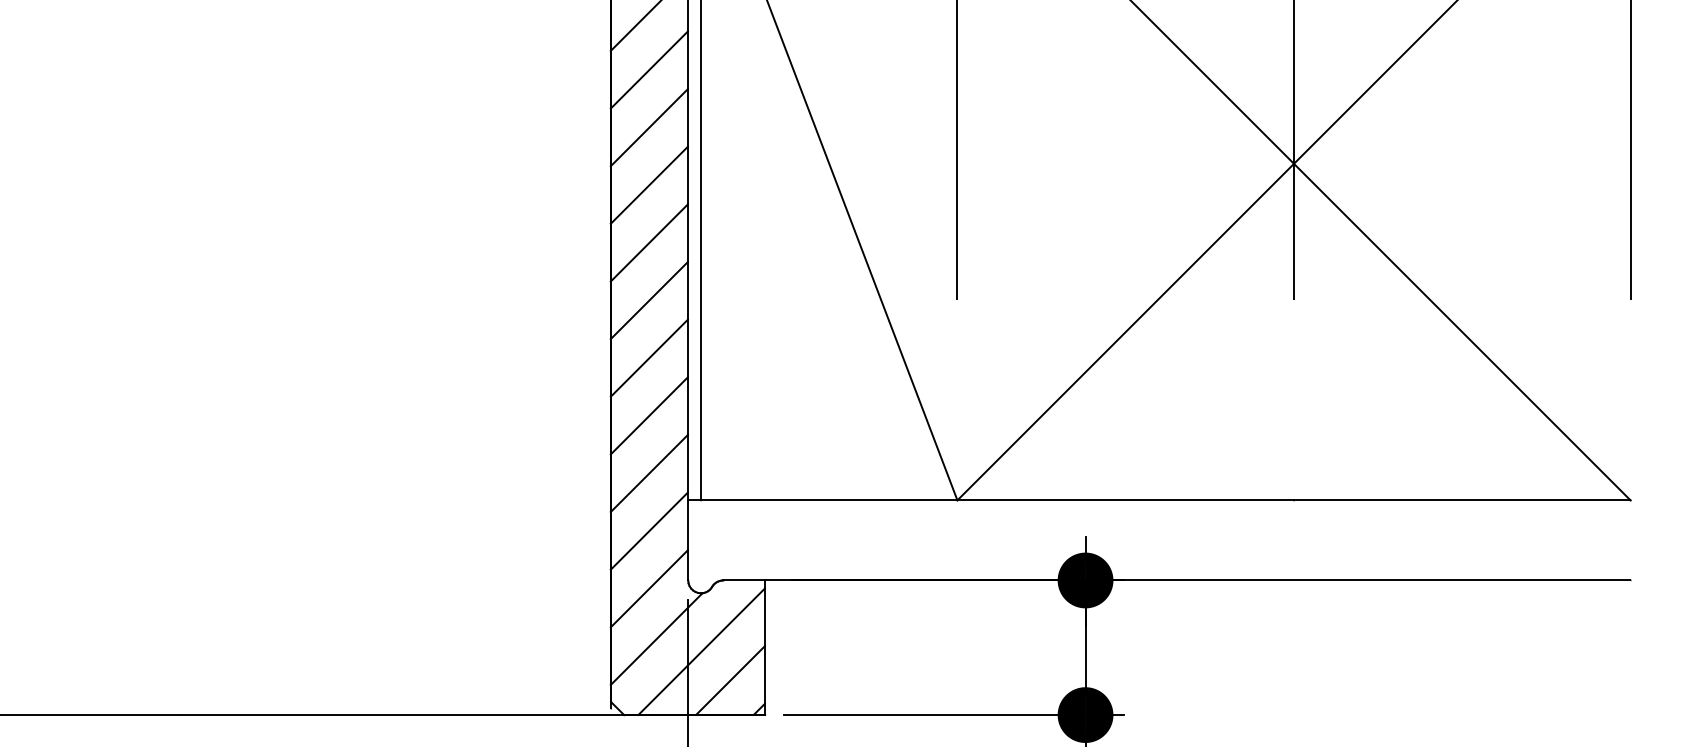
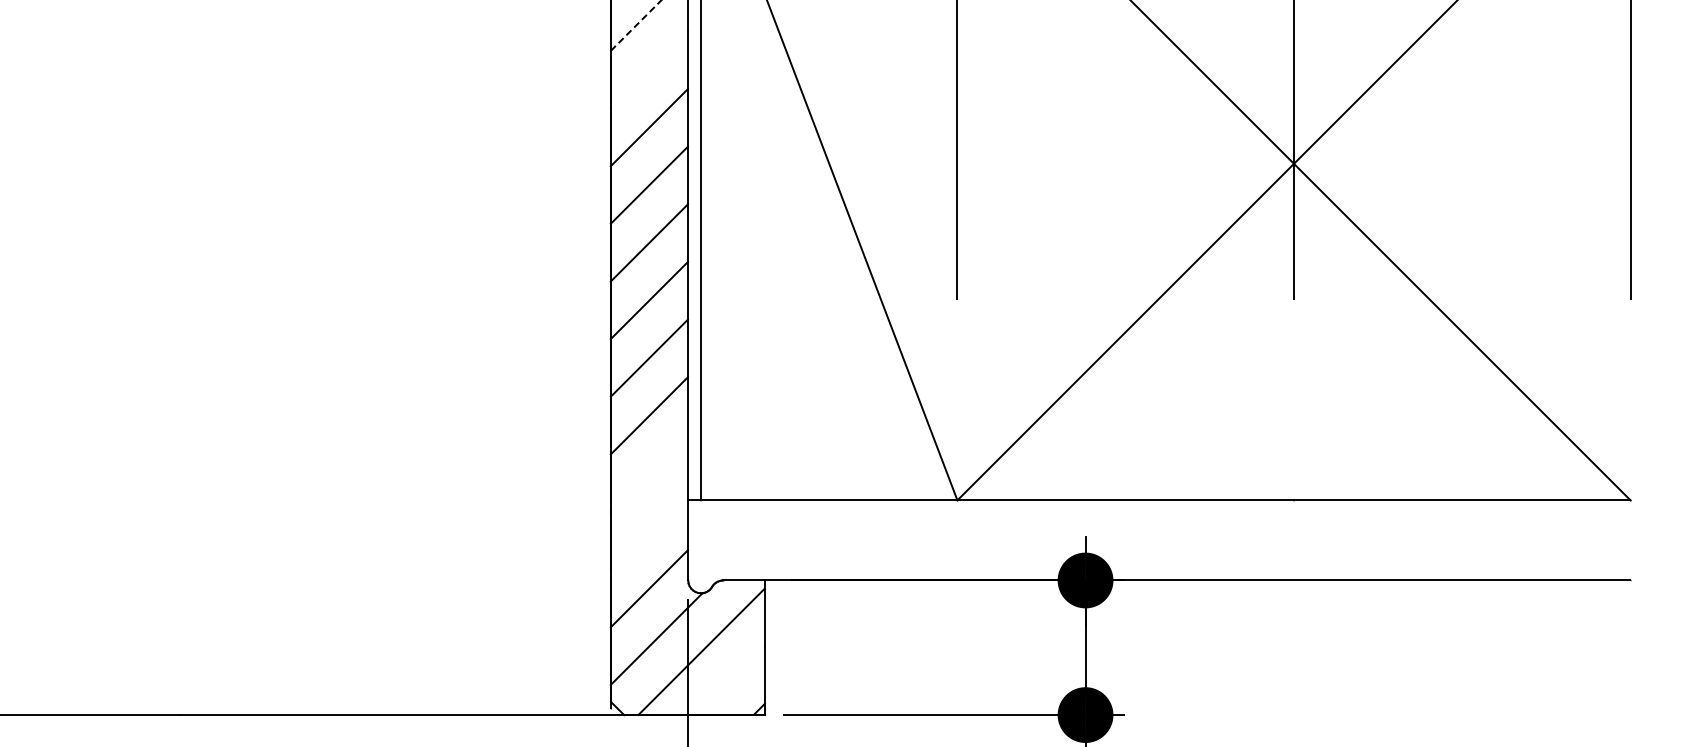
line: solid -> dashed (636, 25)
line: present -> none (648, 69)
line: present -> none (648, 473)
line: present -> none (648, 530)
line: present -> none (730, 680)
